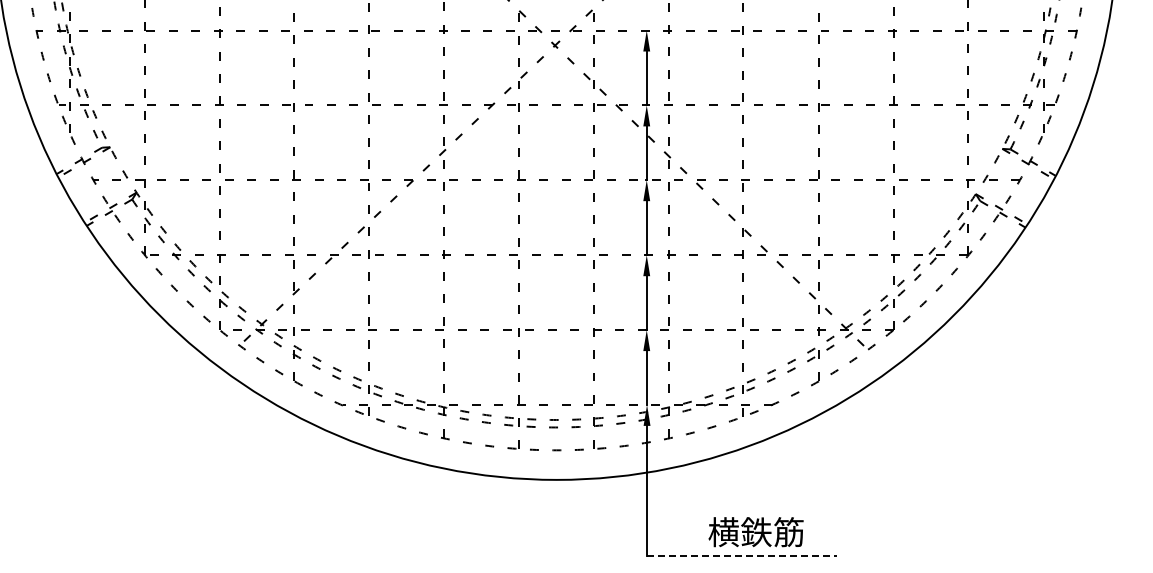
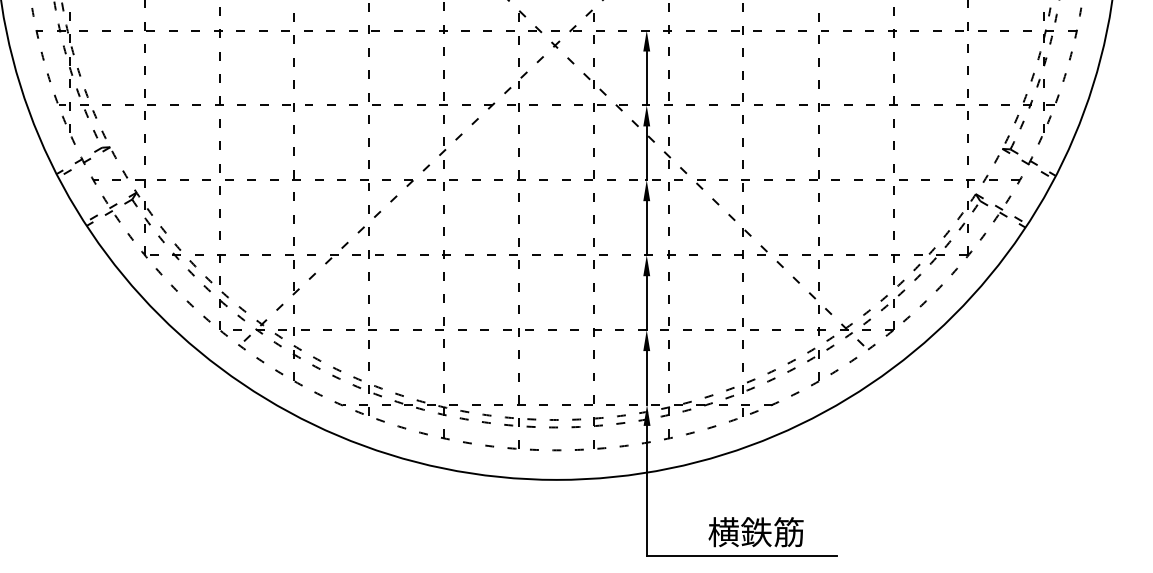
line: dashed -> solid (742, 555)
